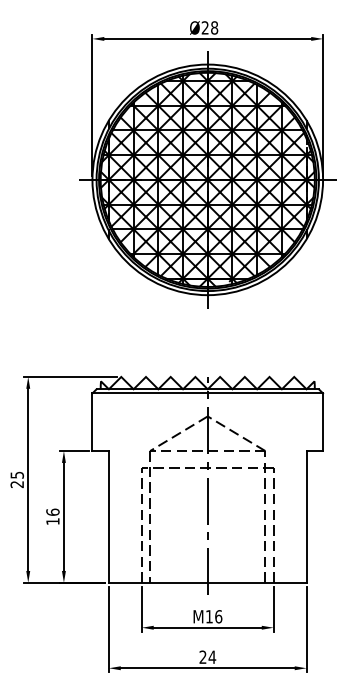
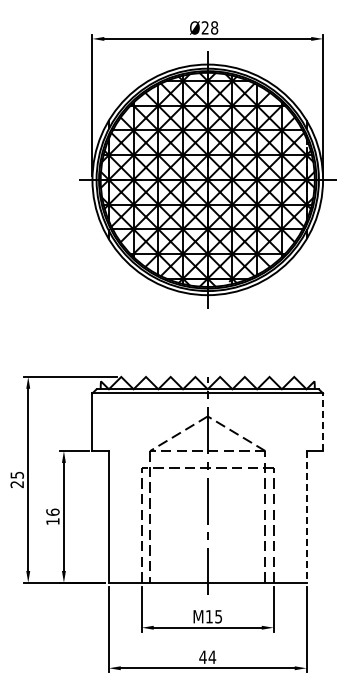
line: solid -> dashed (323, 422)
line: solid -> dashed (306, 516)
text: M16 -> M15 (218, 616)
text: 24 -> 44 (202, 656)
